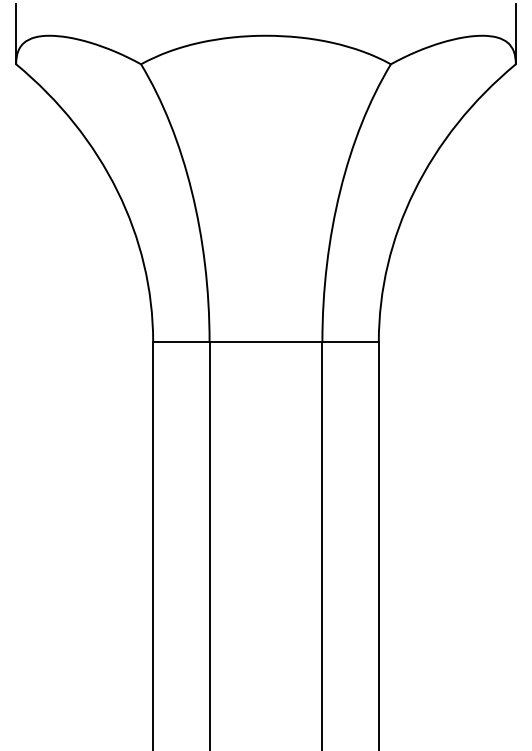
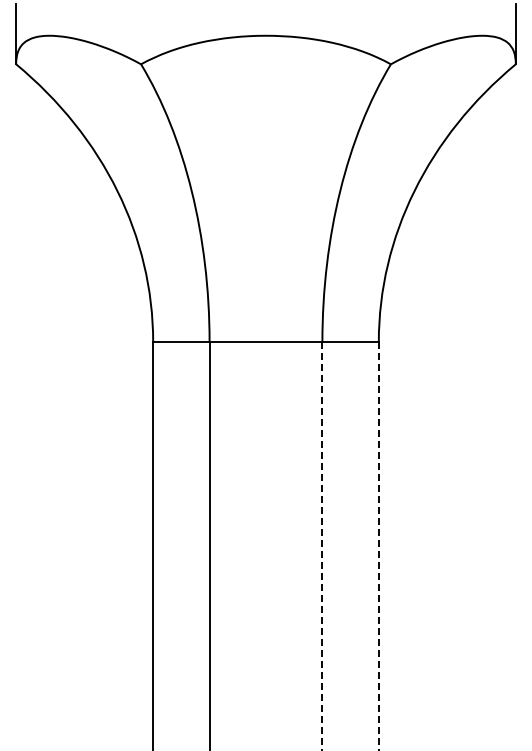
line: solid -> dashed (322, 547)
line: solid -> dashed (378, 547)
